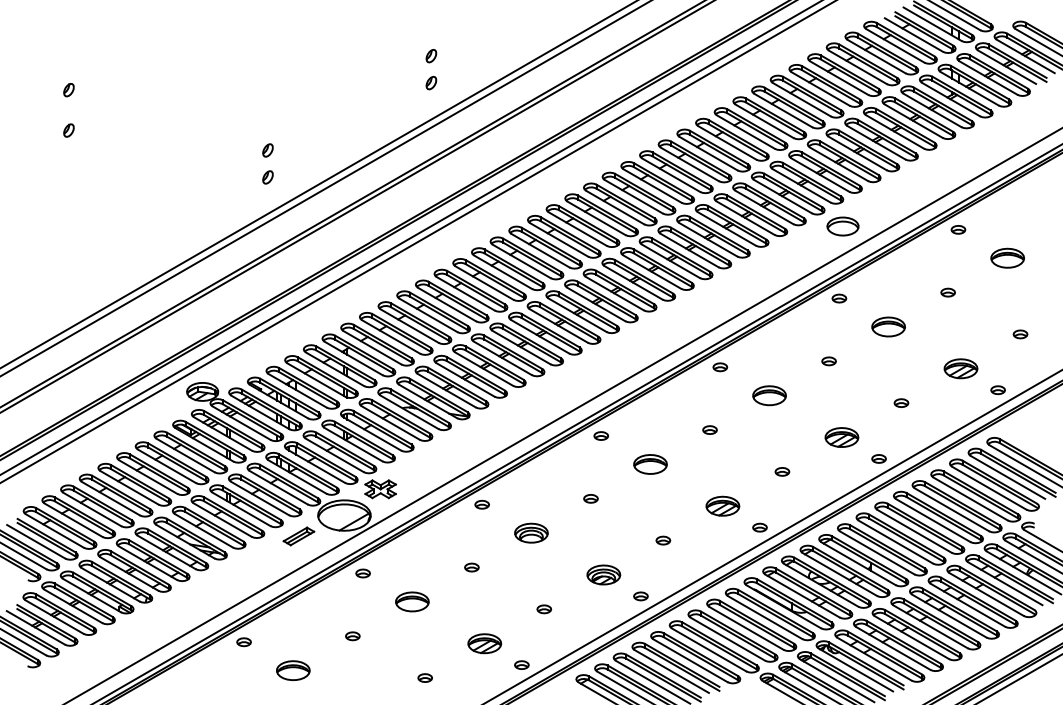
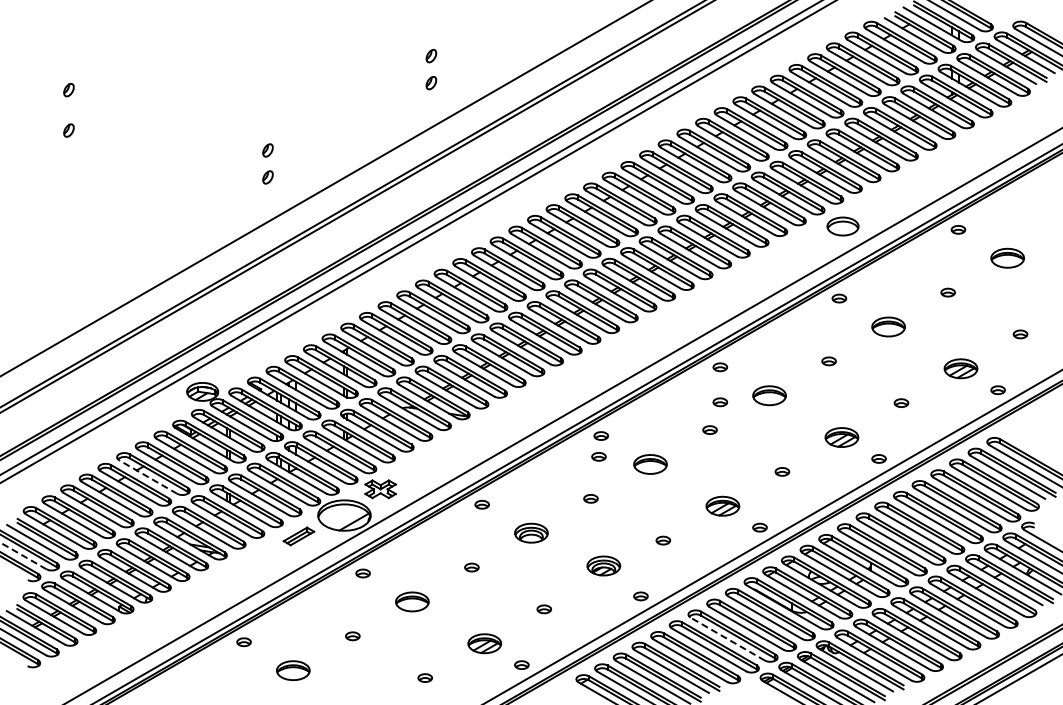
line: present -> none (318, 184)
part: none -> present (720, 402)
part: none -> present (598, 456)
line: solid -> dashed (148, 477)
line: solid -> dashed (23, 555)
part position: (603, 574) -> (603, 565) (603, 565)
line: solid -> dashed (727, 639)
